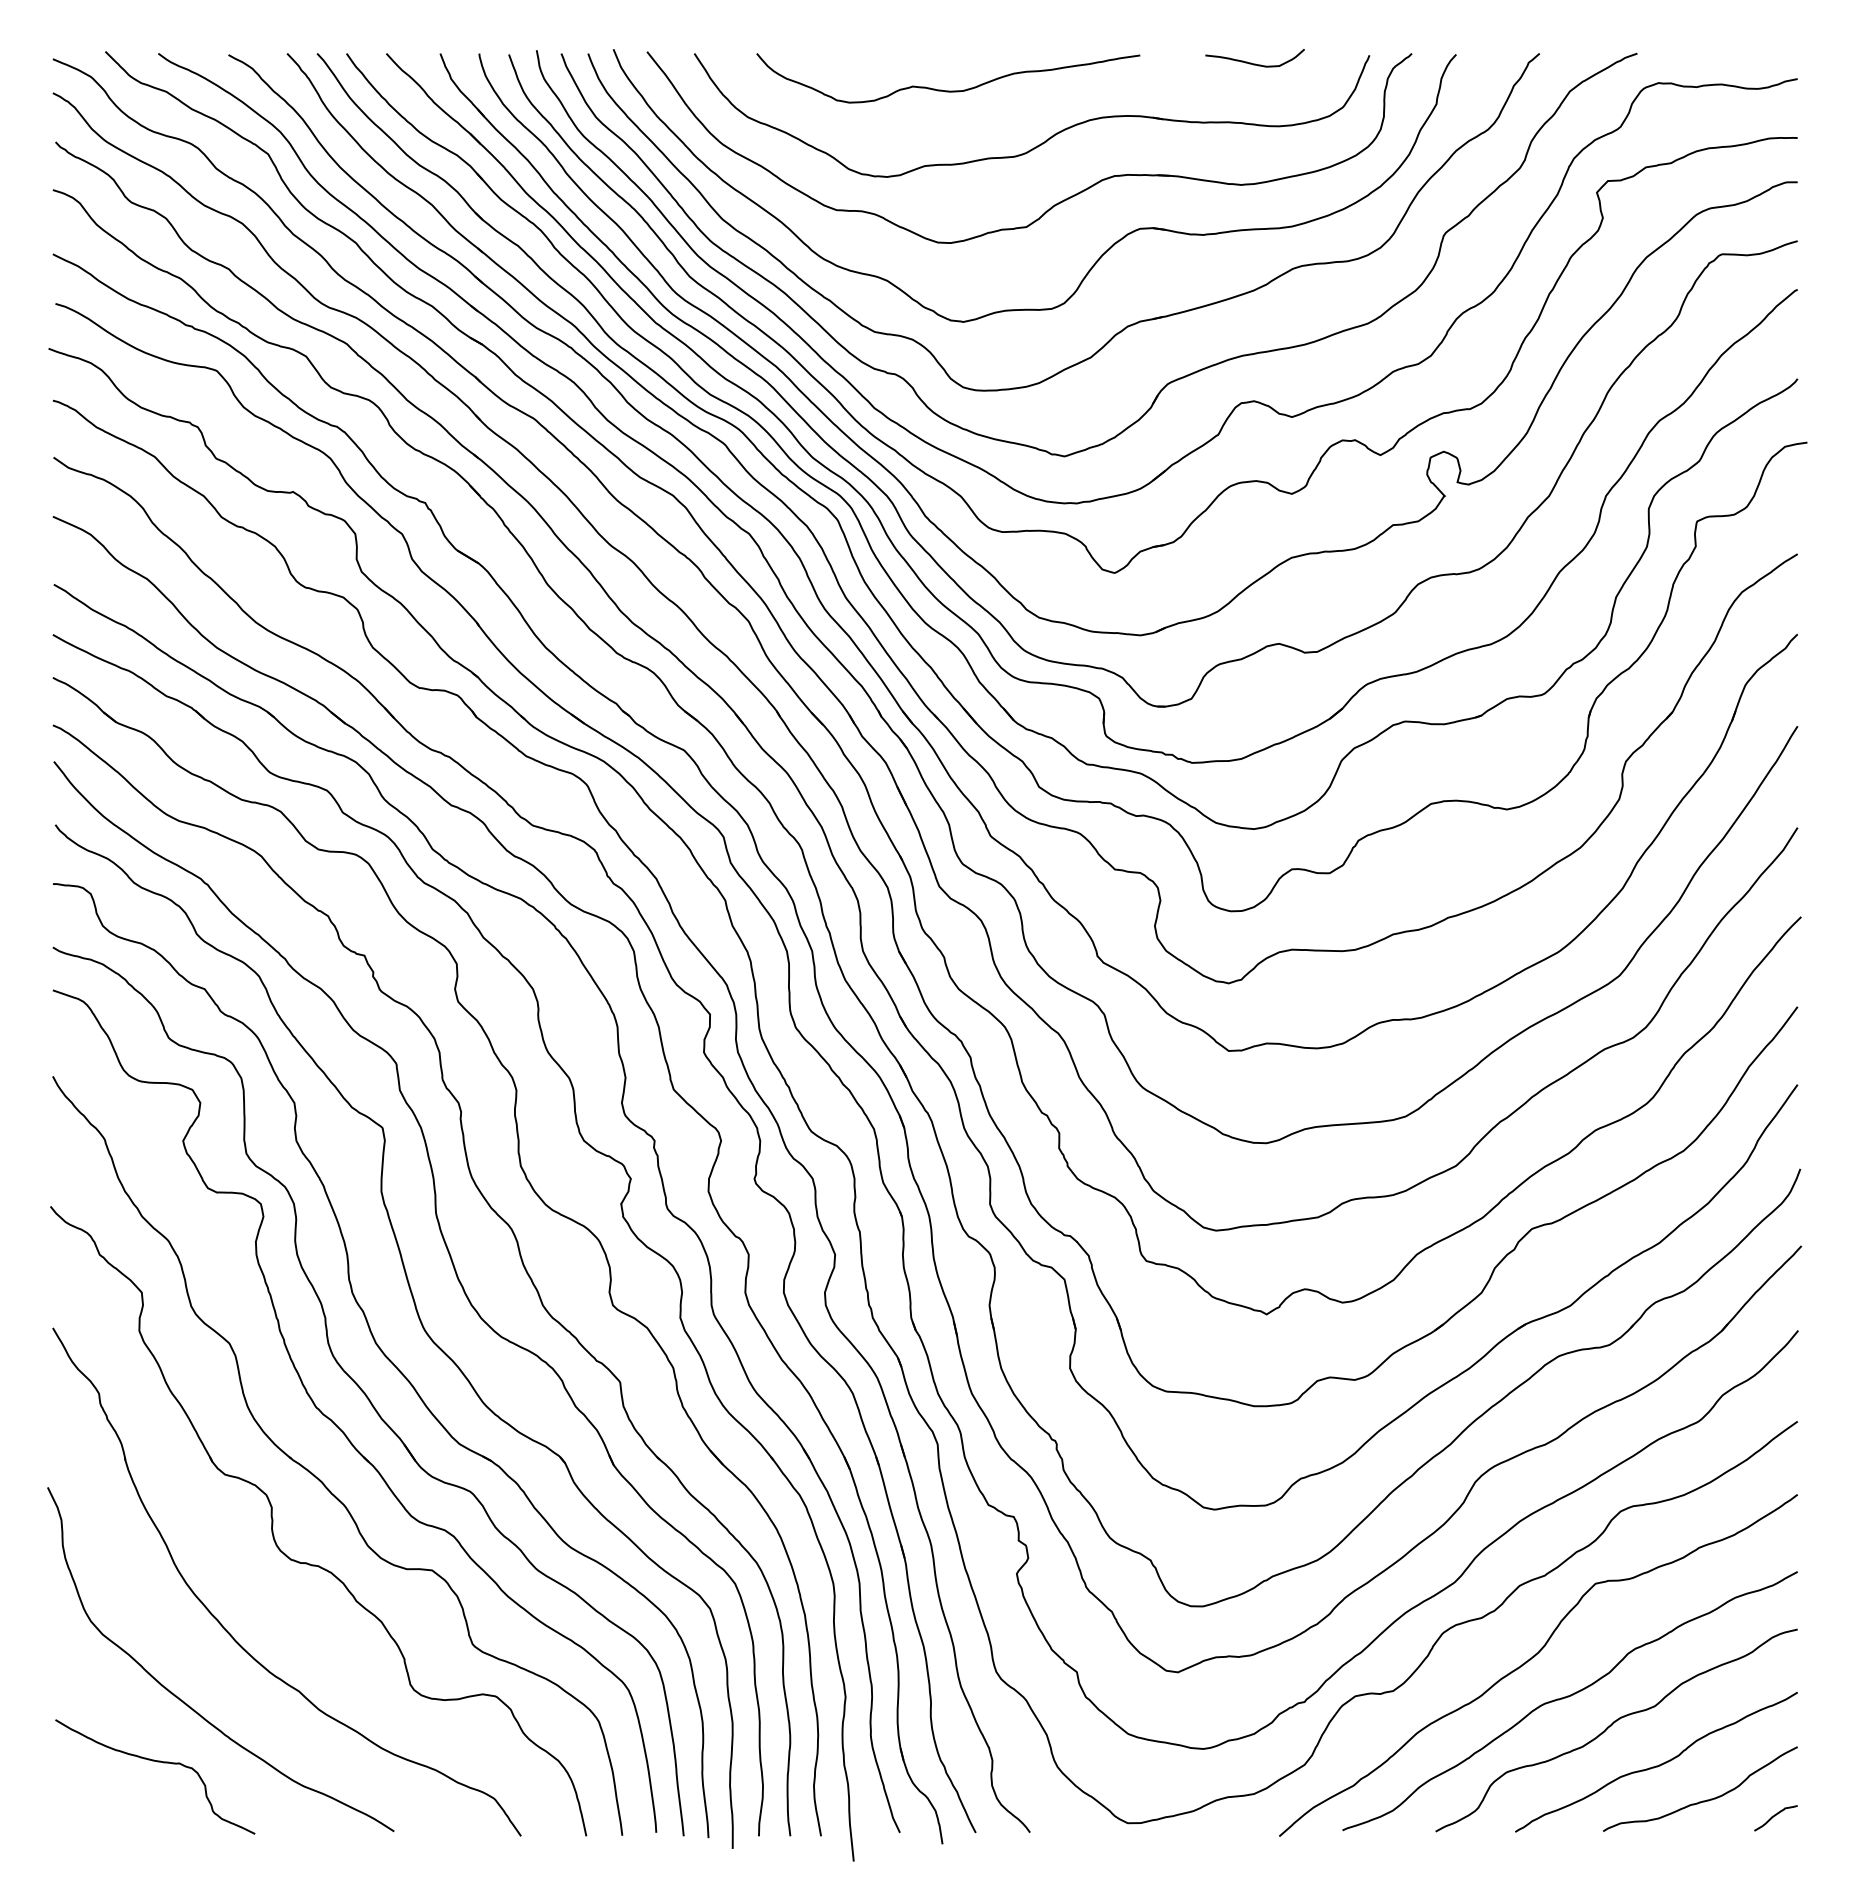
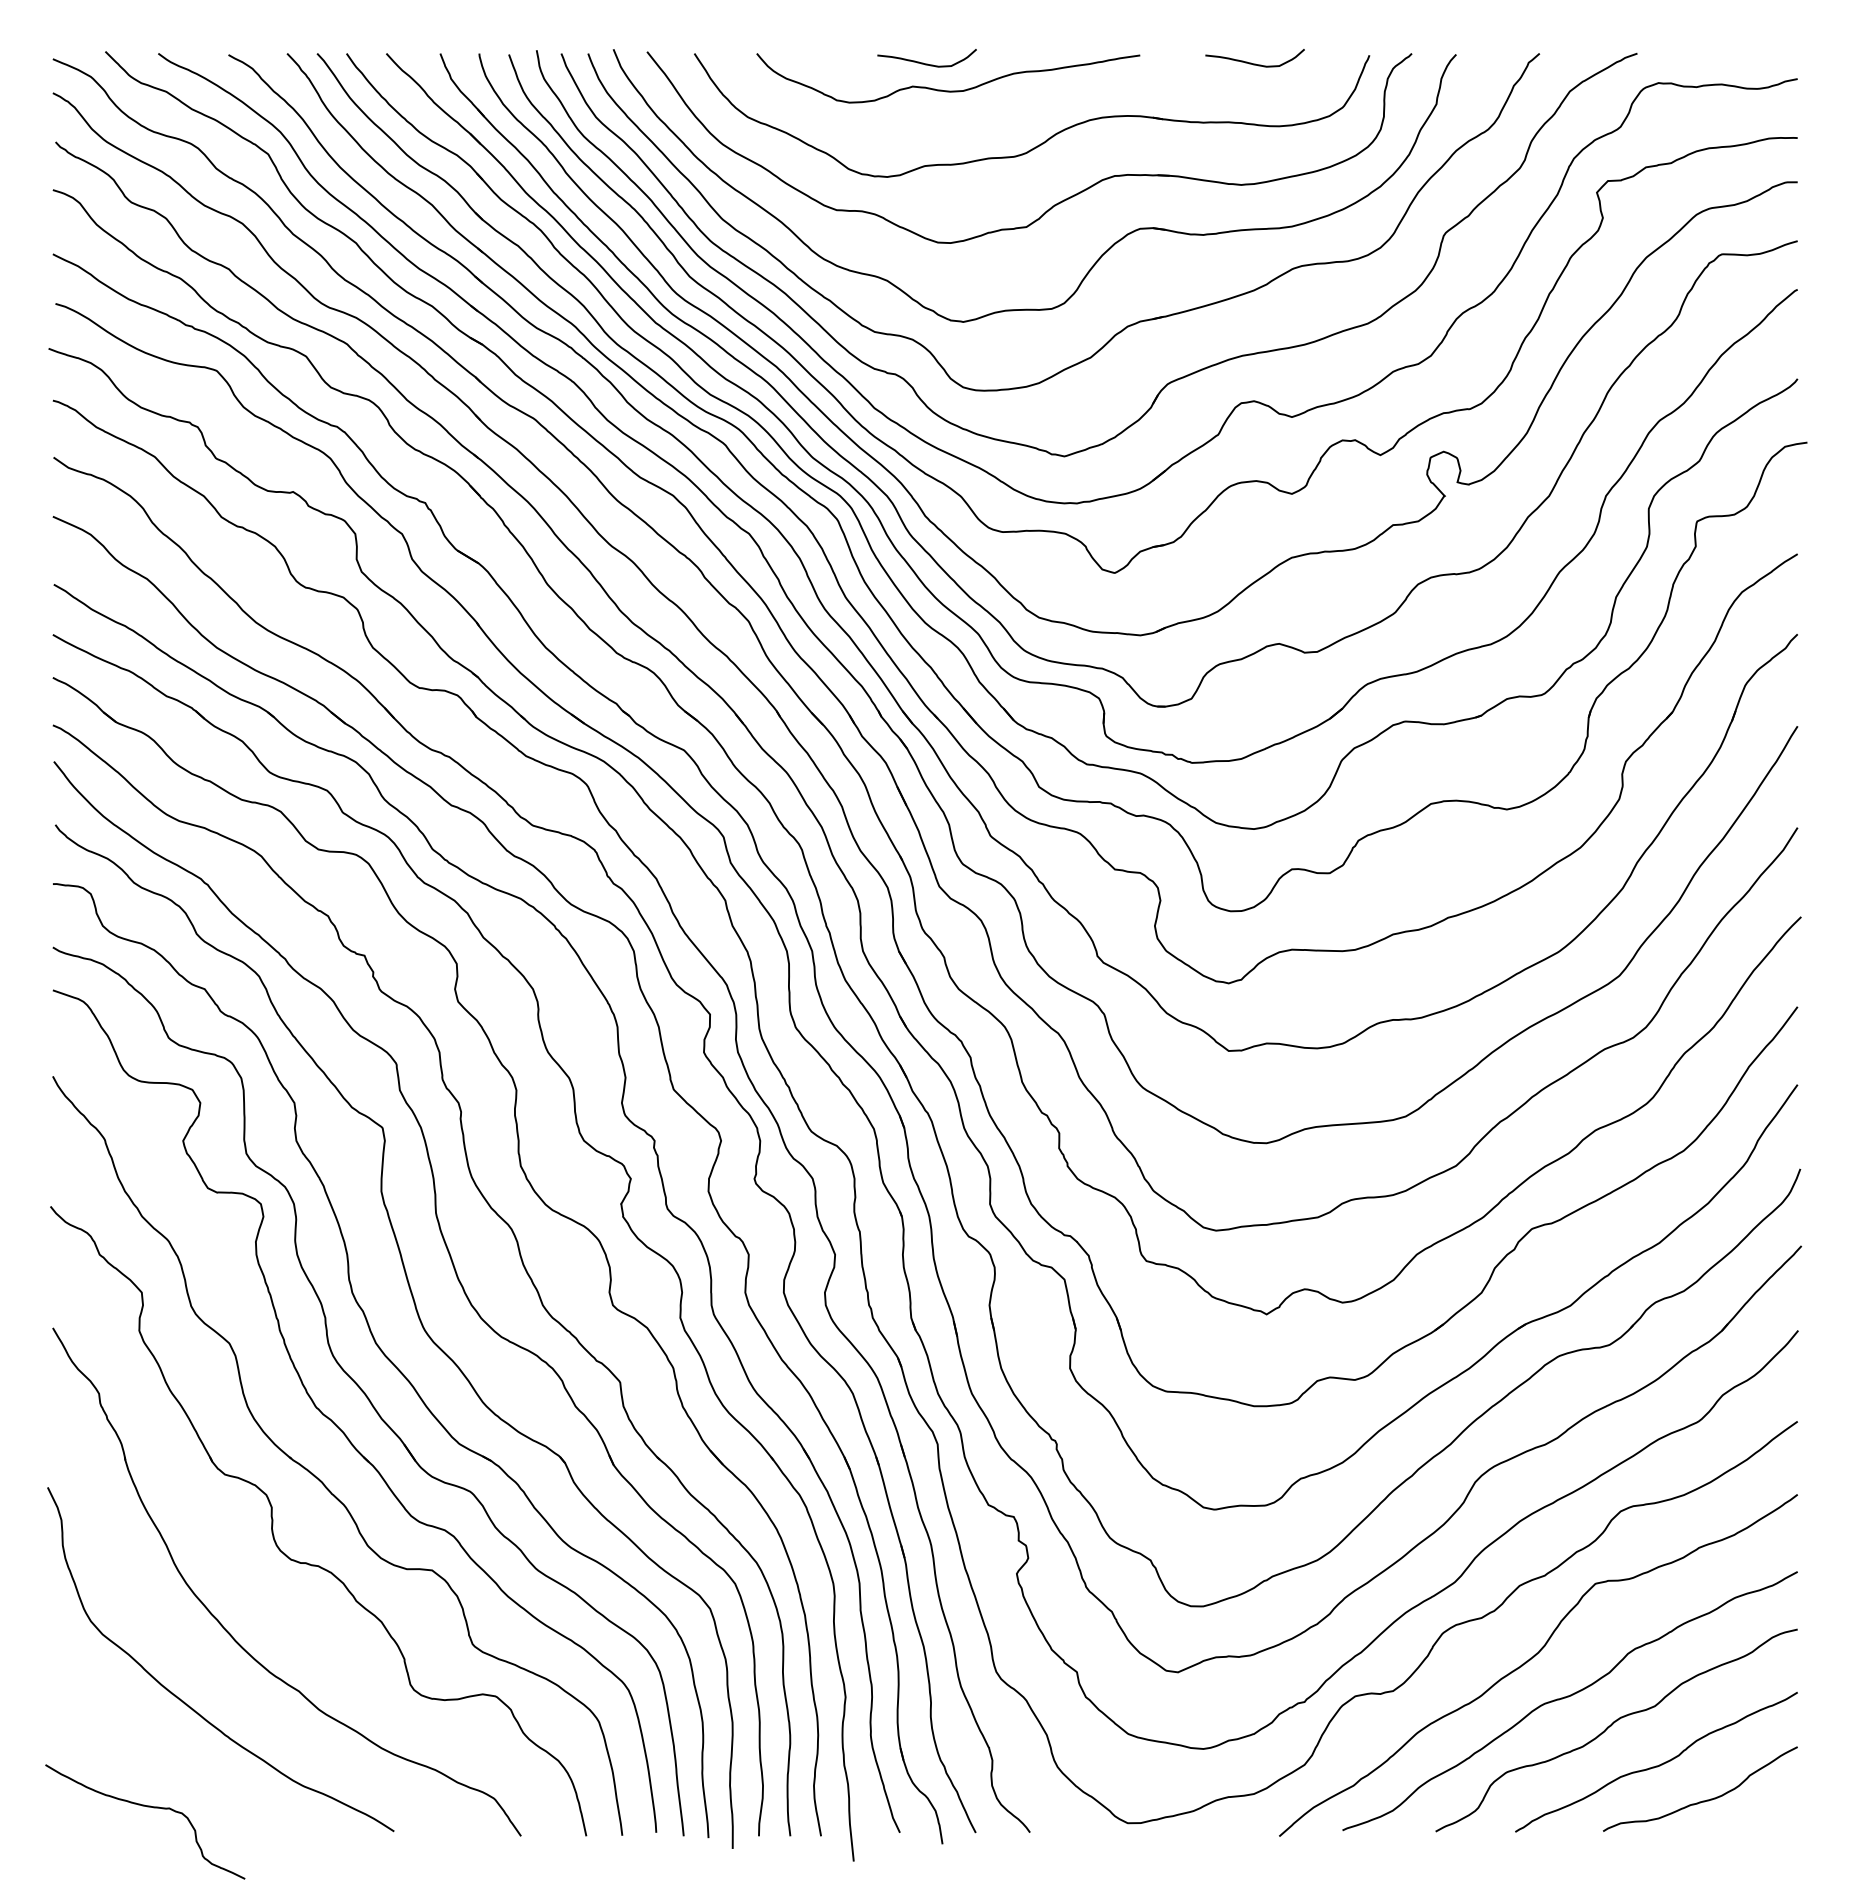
curve: none -> present (923, 62)
curve position: (157, 1762) -> (147, 1807) (147, 1807)
curve: present -> none (1775, 1816)
